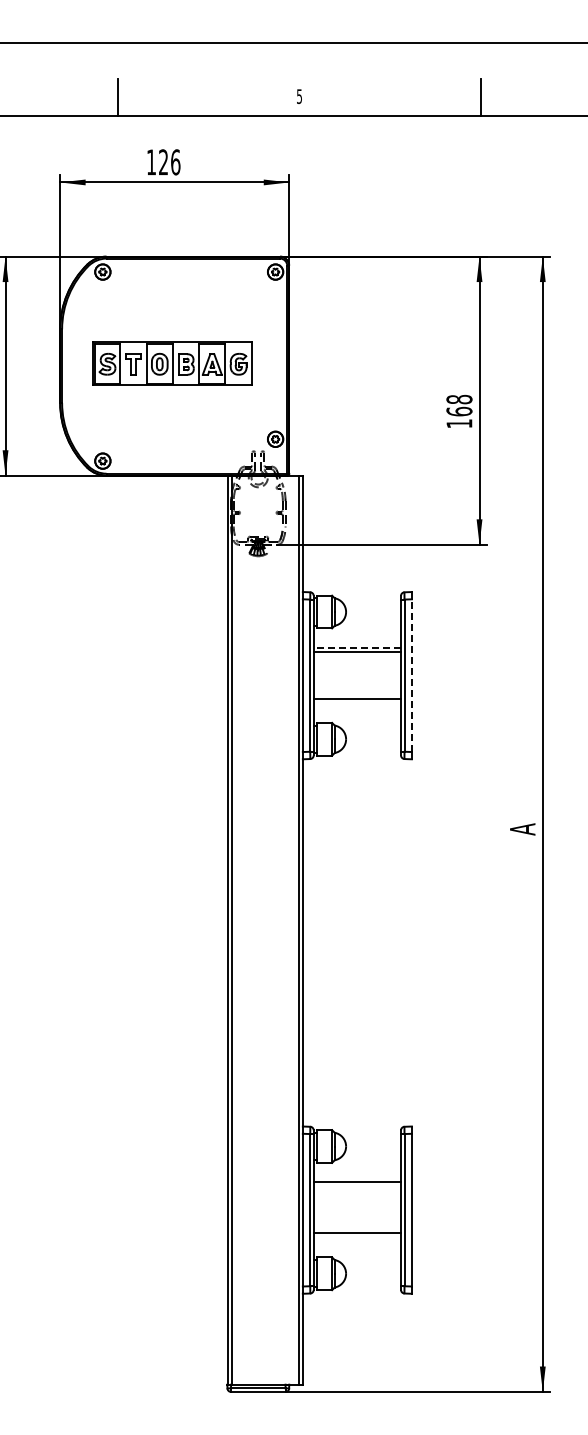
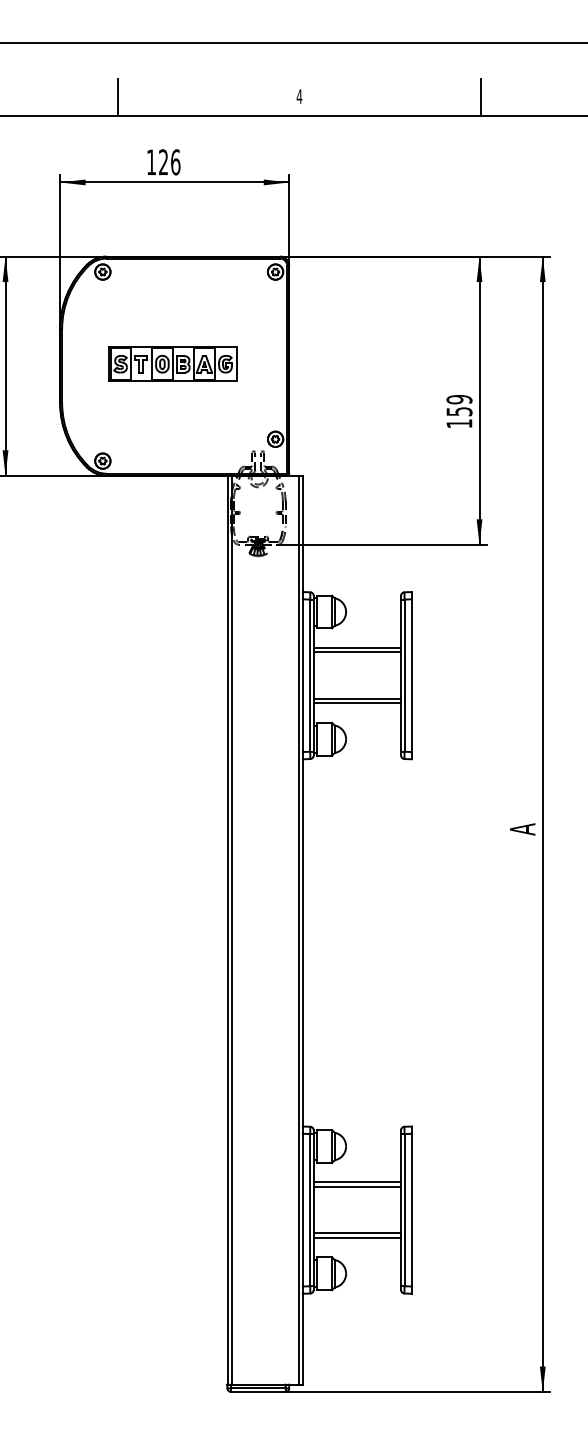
text: 5 -> 4 (299, 96)
part size: 161x45 px -> 130x36 px (172, 363)
text: 168 -> 159 (459, 405)
line: dashed -> solid (357, 647)
line: dashed -> solid (411, 675)
line: none -> present (357, 703)
line: none -> present (357, 1186)
line: none -> present (357, 1237)
